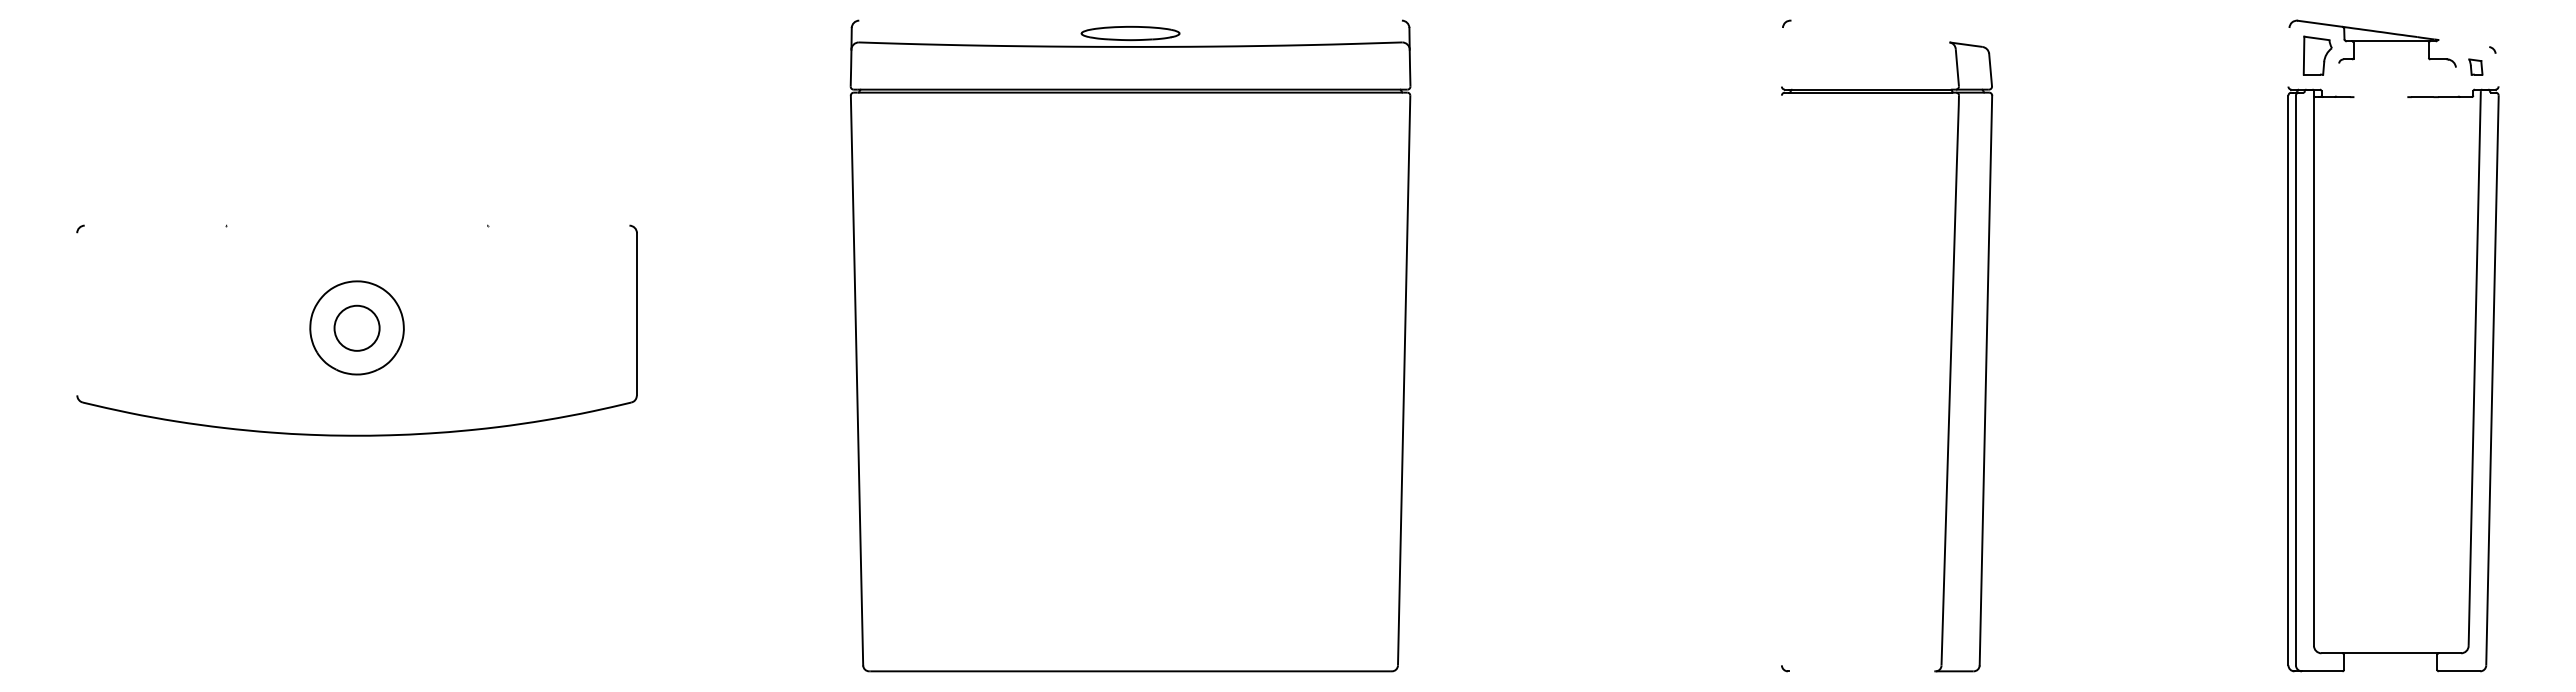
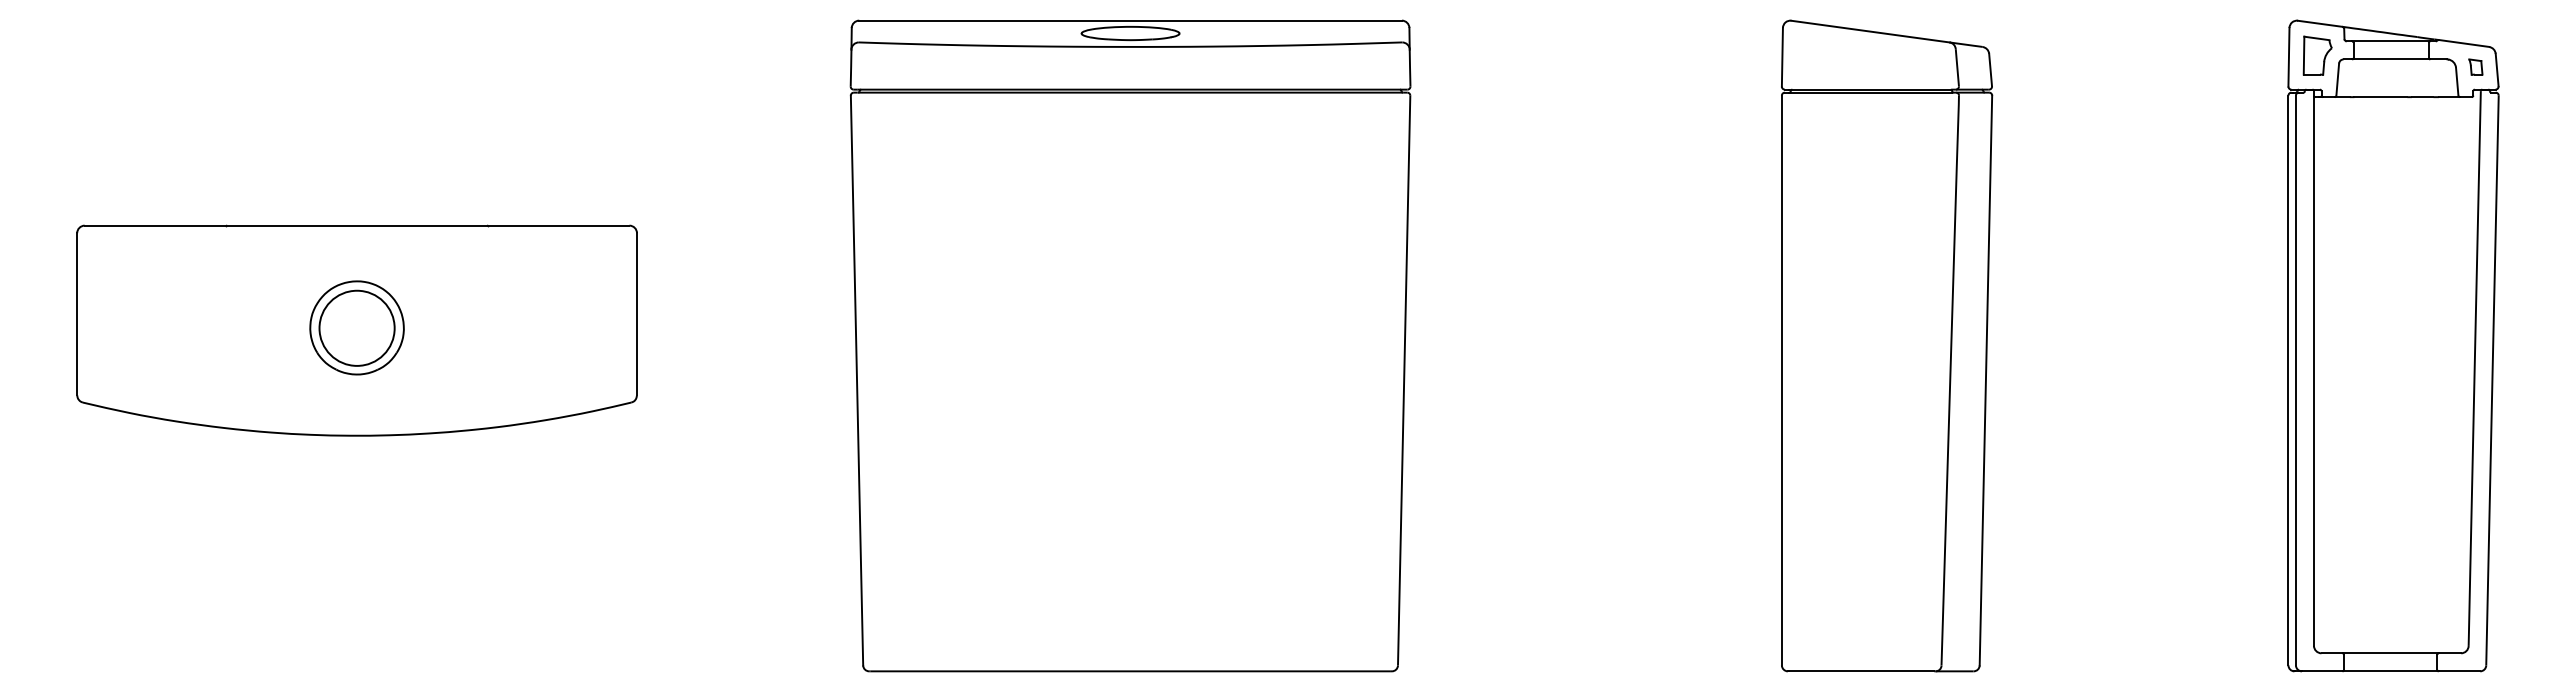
line: none -> present (1130, 20)
line: none -> present (1870, 31)
line: none -> present (2464, 43)
line: none -> present (1781, 57)
line: none -> present (2288, 57)
line: none -> present (2391, 59)
line: none -> present (2496, 69)
line: none -> present (2337, 79)
line: none -> present (2457, 81)
line: none -> present (2380, 97)
line: none -> present (356, 225)
line: none -> present (77, 314)
circle diameter: 45 px -> 75 px (356, 327)
line: none -> present (1781, 380)
line: none -> present (1861, 671)
line: none -> present (2390, 671)
